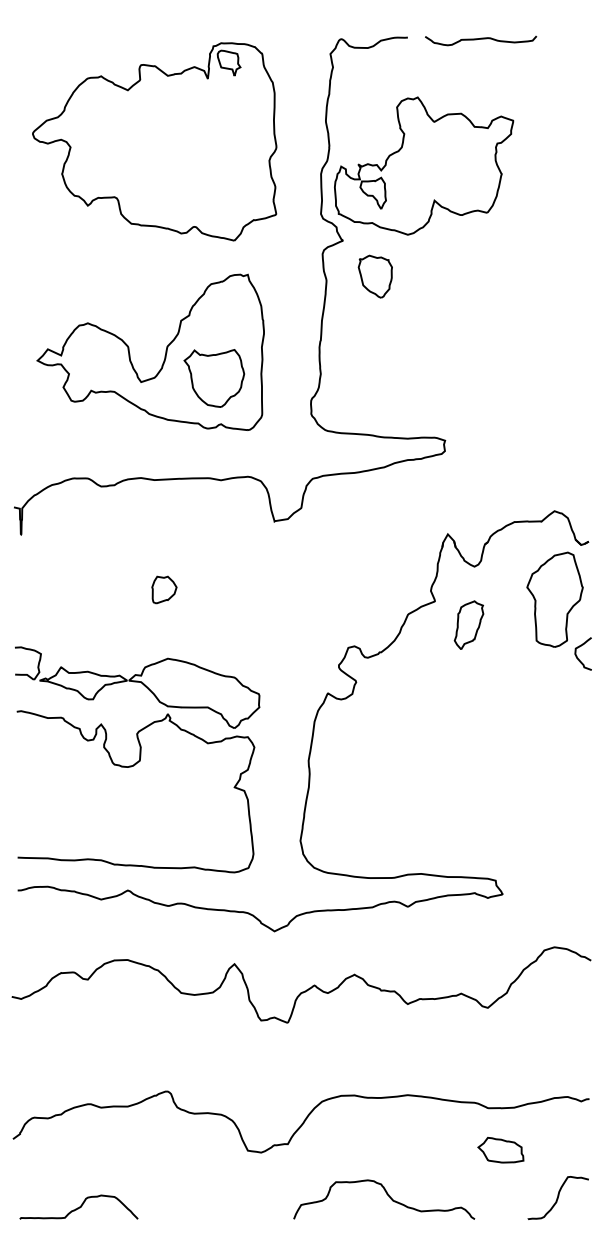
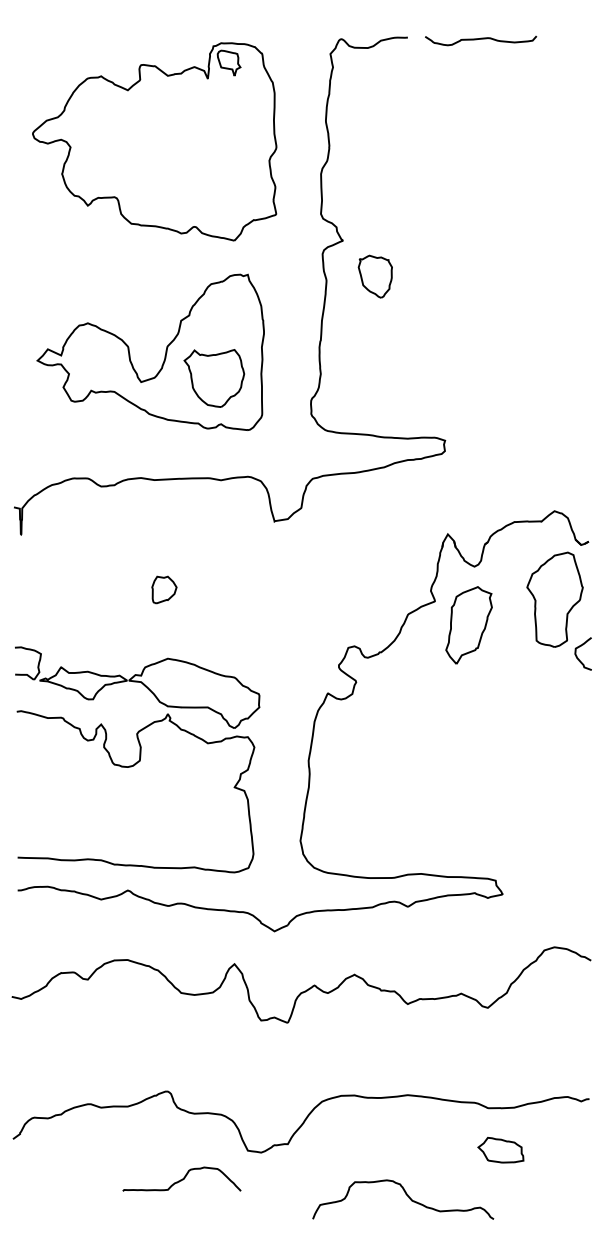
part: present -> none (424, 165)
part size: 32x50 px -> 48x79 px (468, 625)
curve position: (387, 1195) -> (406, 1195) (406, 1195)
curve: present -> none (557, 1197)
curve position: (79, 1206) -> (182, 1178) (182, 1178)
